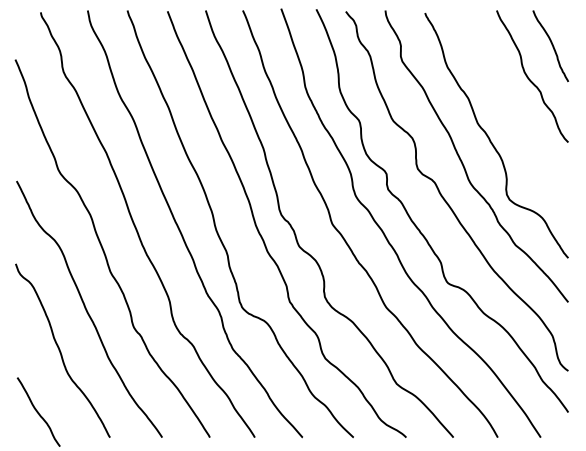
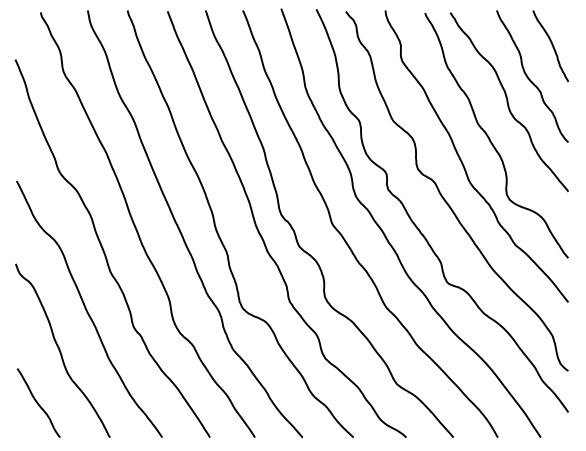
curve: none -> present (508, 102)
curve position: (38, 411) -> (38, 402) (38, 402)
